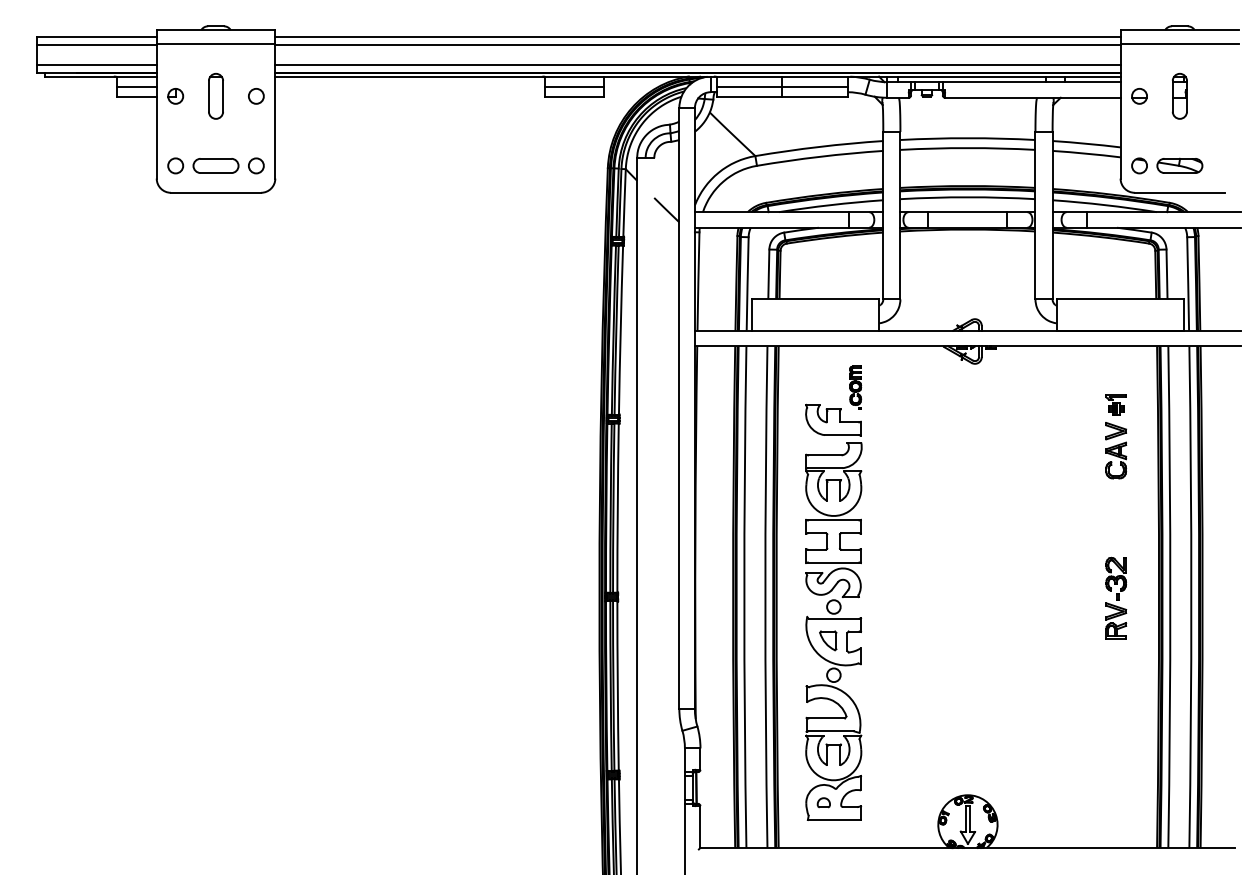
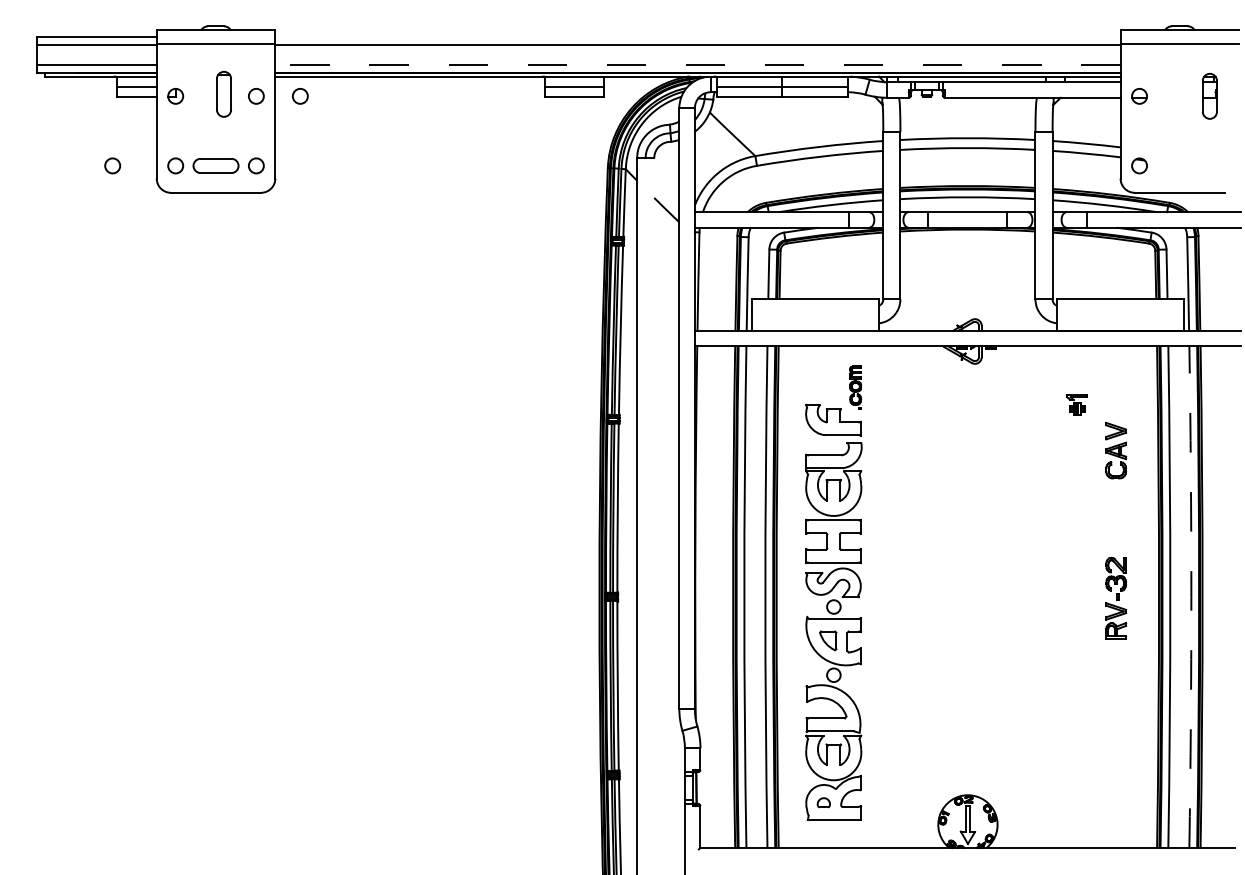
line: present -> none (697, 37)
line: solid -> dashed (697, 64)
part position: (215, 96) -> (223, 94) (223, 94)
circle: none -> present (300, 96)
part position: (1179, 96) -> (1209, 96) (1209, 96)
circle: none -> present (112, 165)
part: present -> none (1179, 165)
part position: (1115, 404) -> (1076, 404) (1076, 404)
arc: solid -> dashed (1191, 597)
